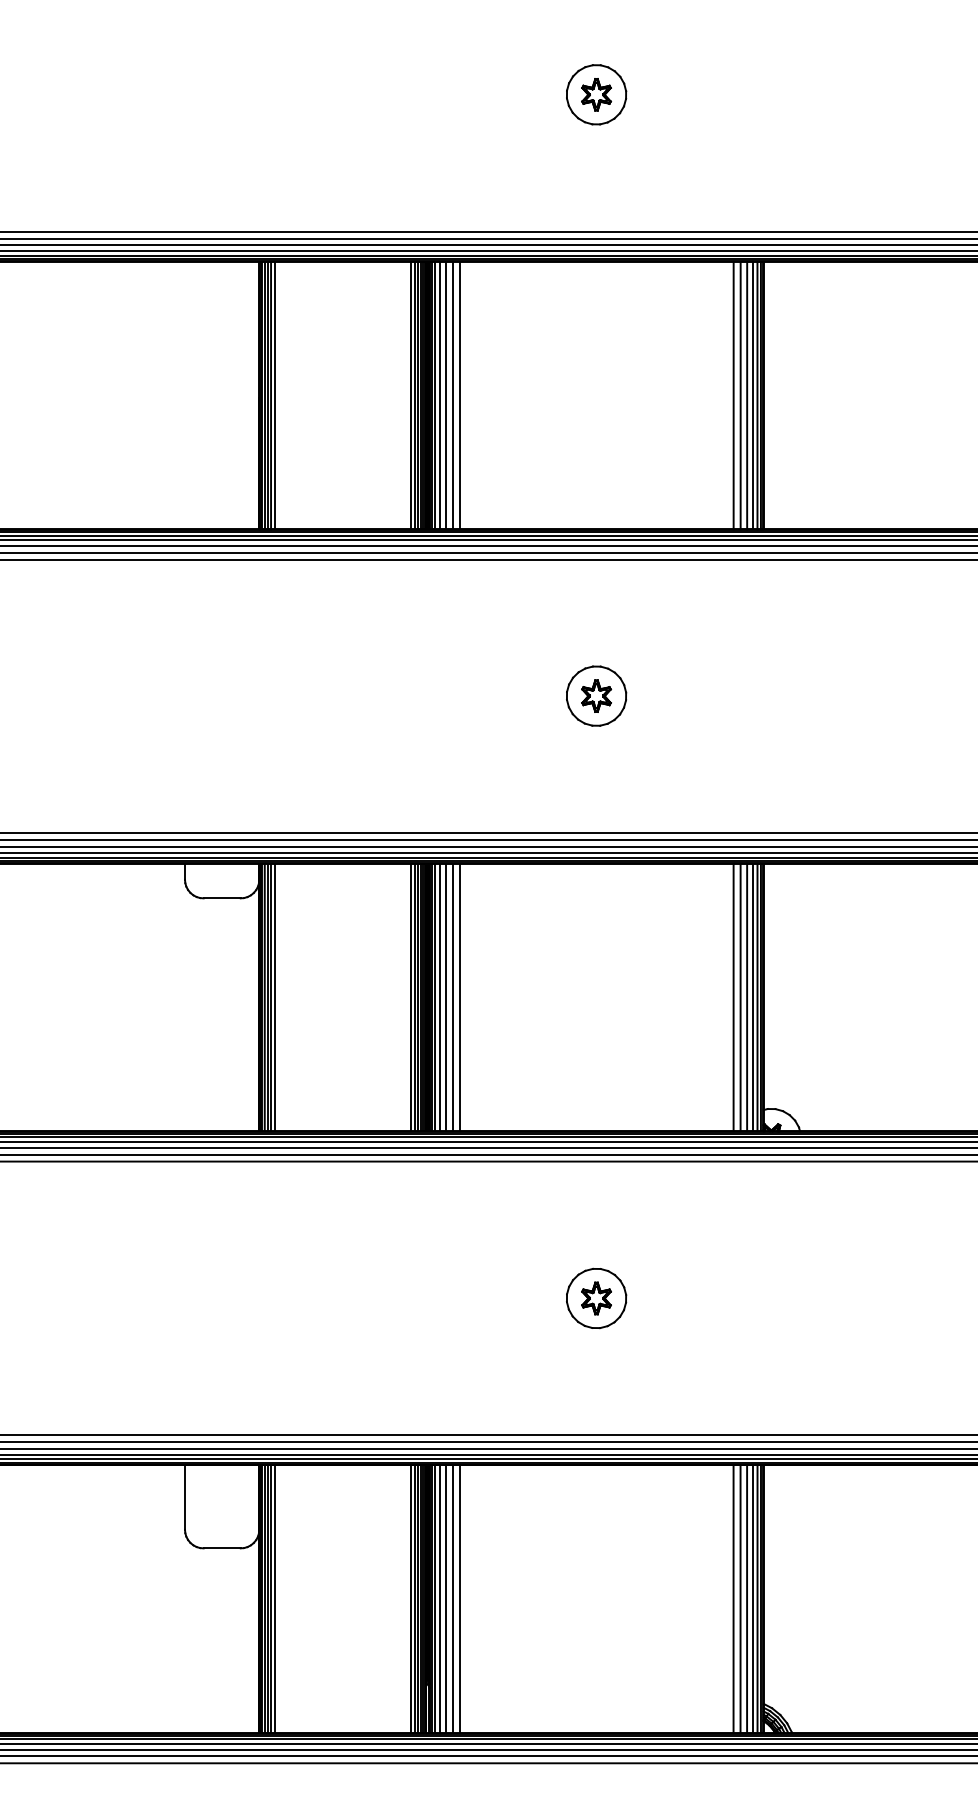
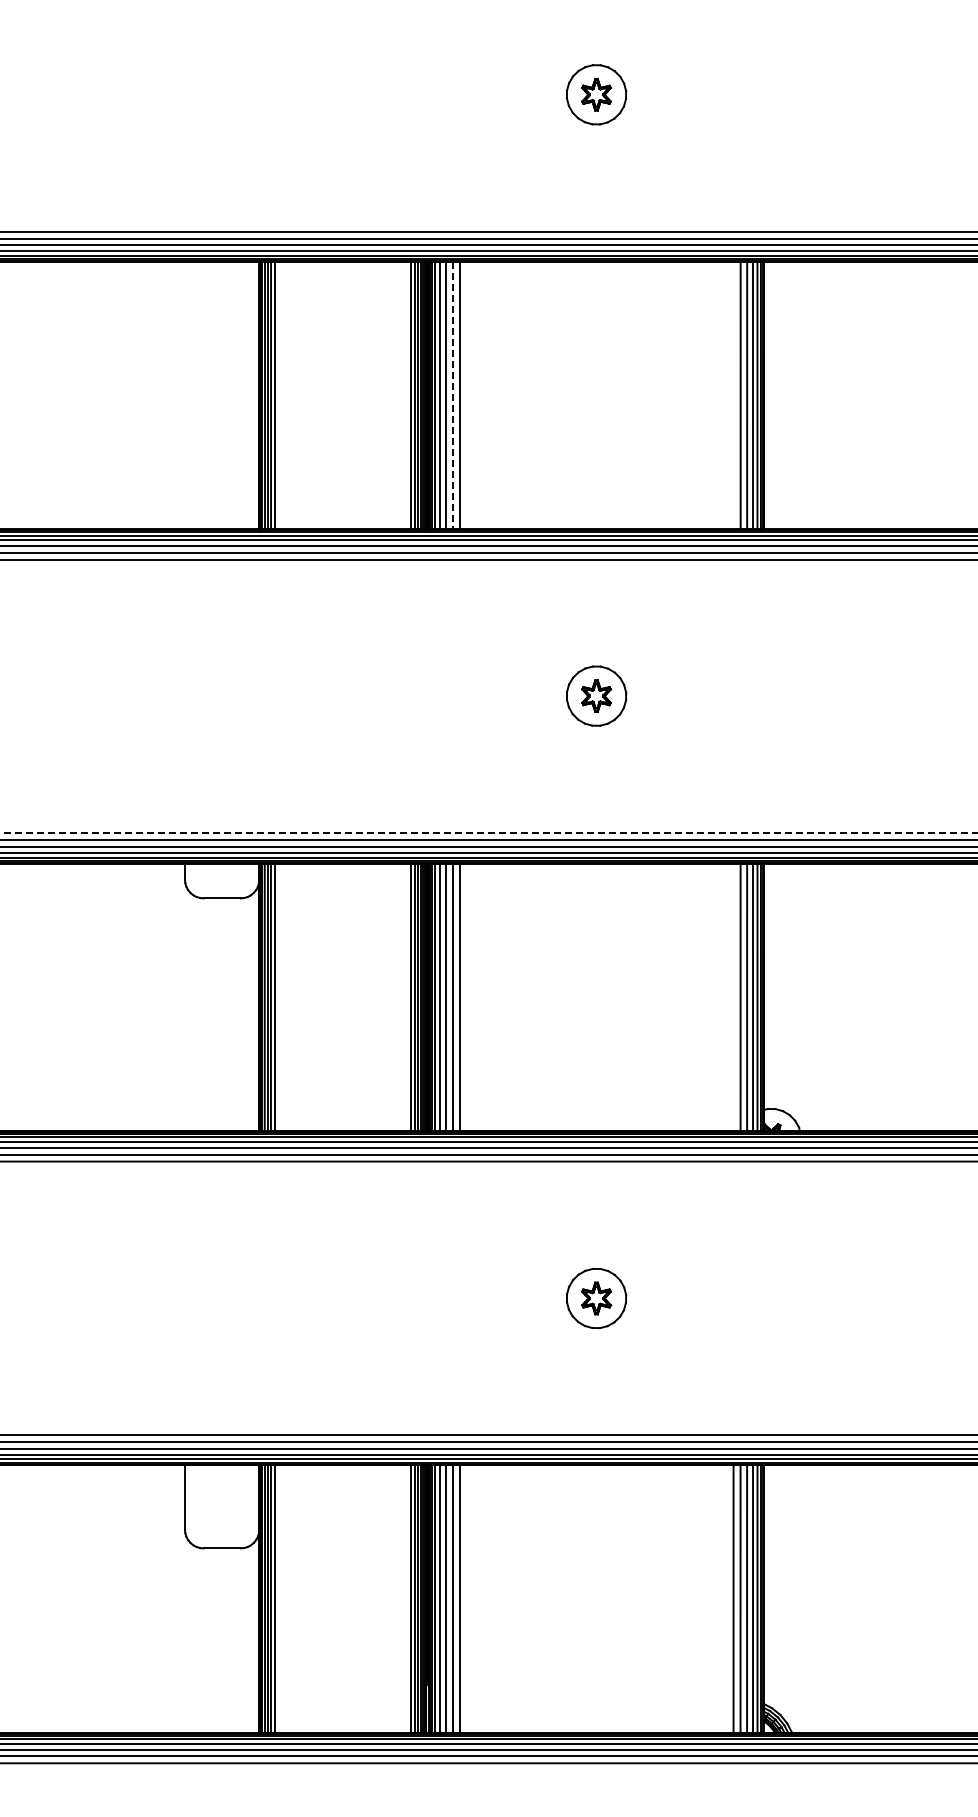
line: solid -> dashed (452, 395)
line: present -> none (733, 395)
line: solid -> dashed (489, 833)
line: present -> none (733, 997)
